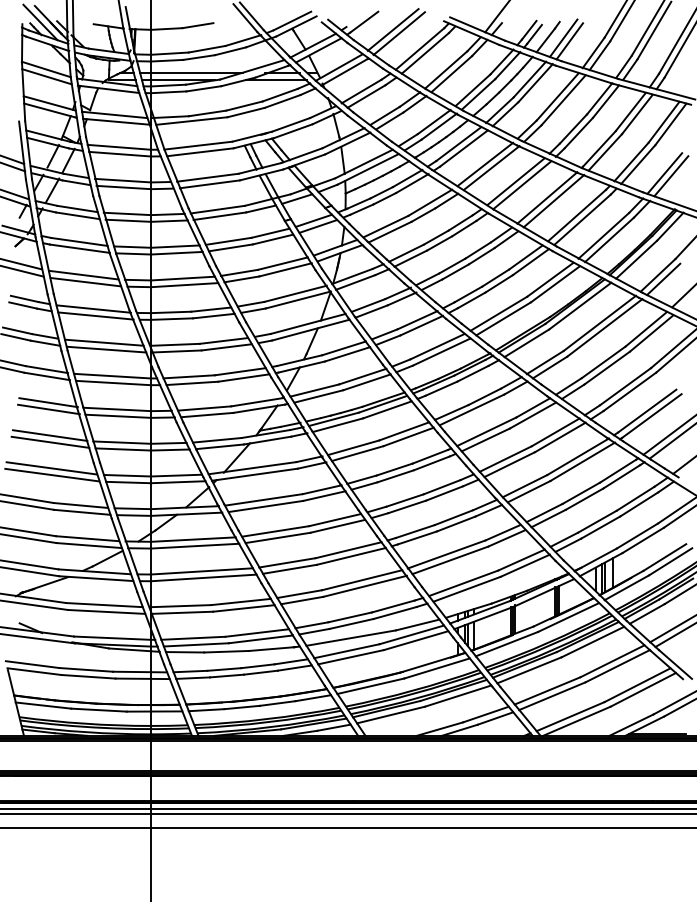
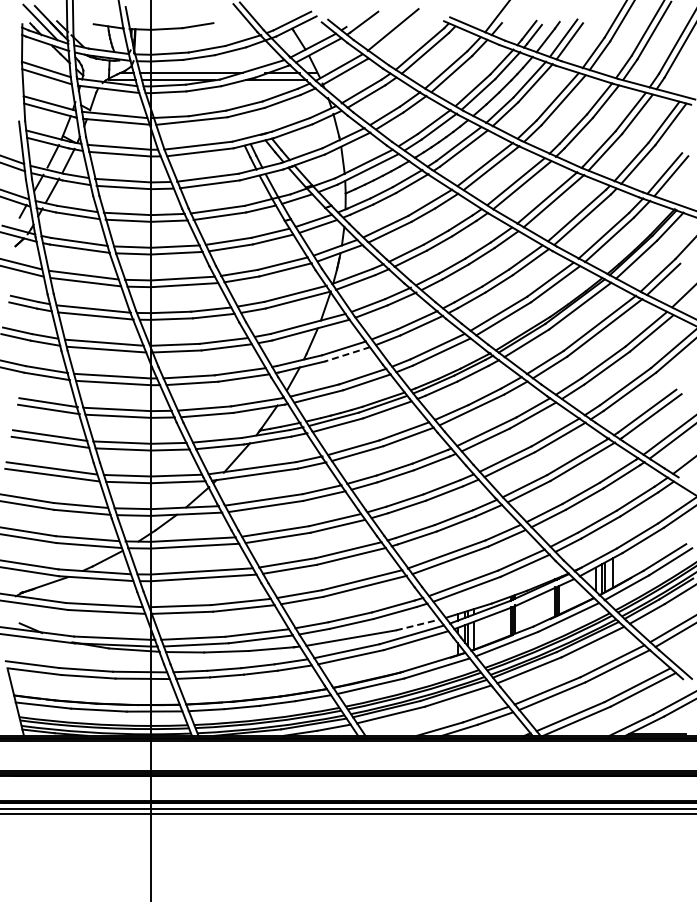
line: present -> none (398, 33)
line: solid -> dashed (347, 354)
line: solid -> dashed (418, 624)
line: present -> none (347, 828)
